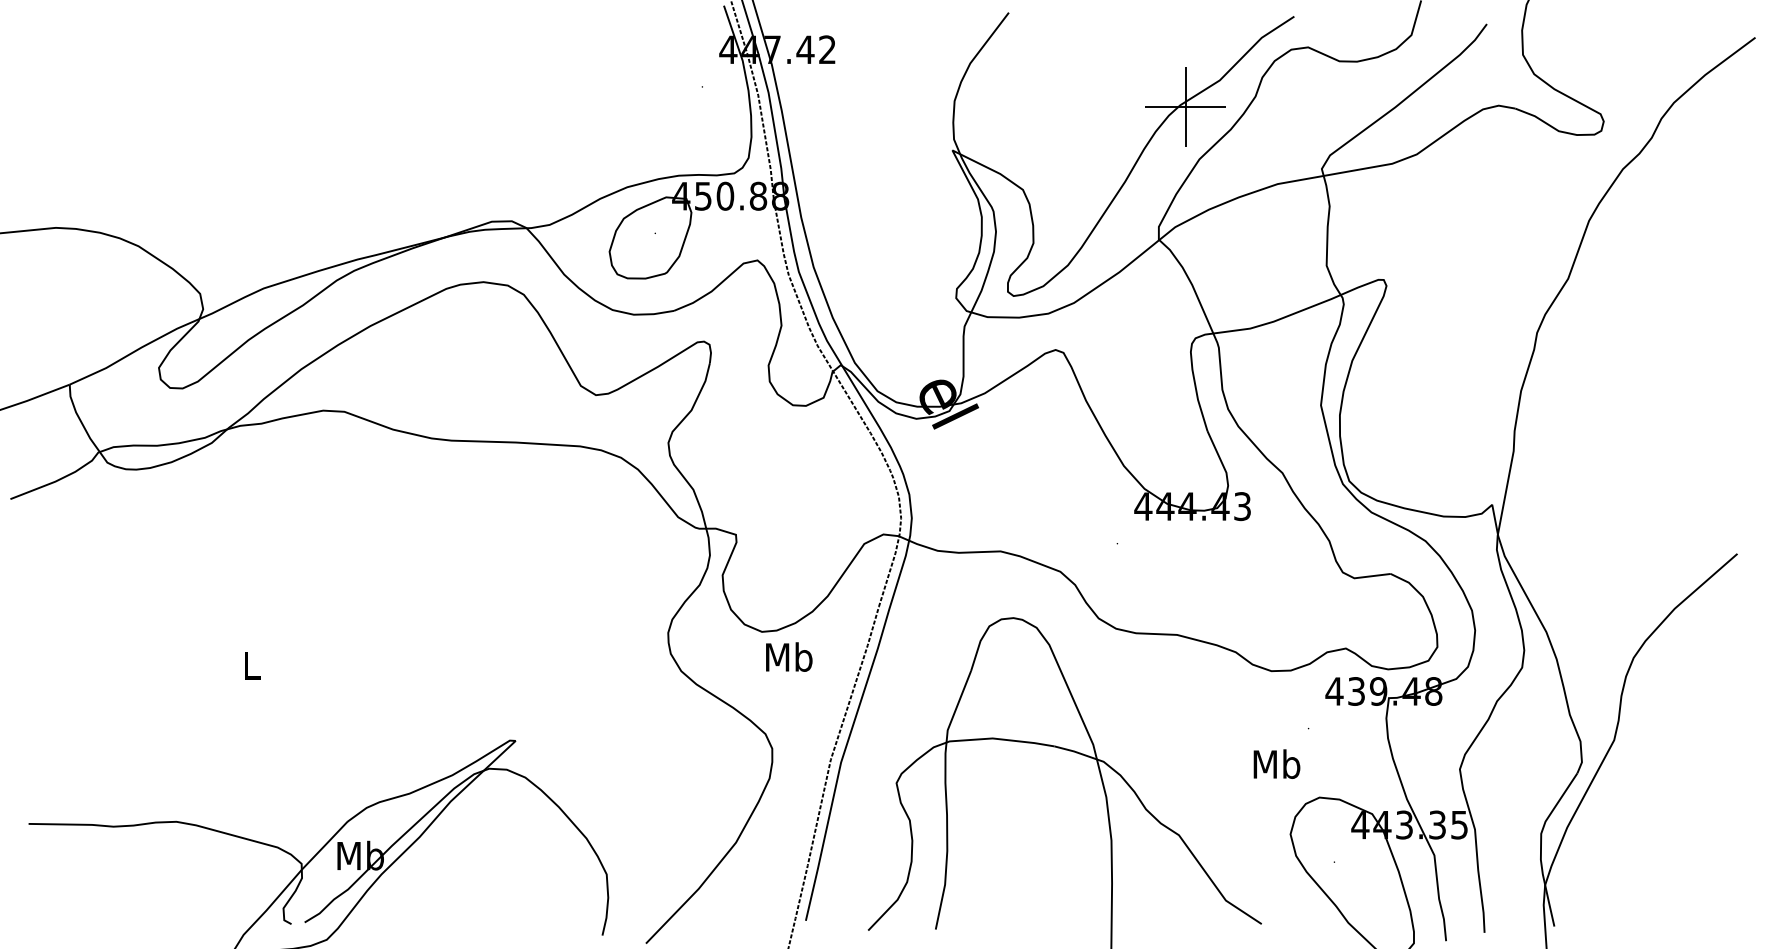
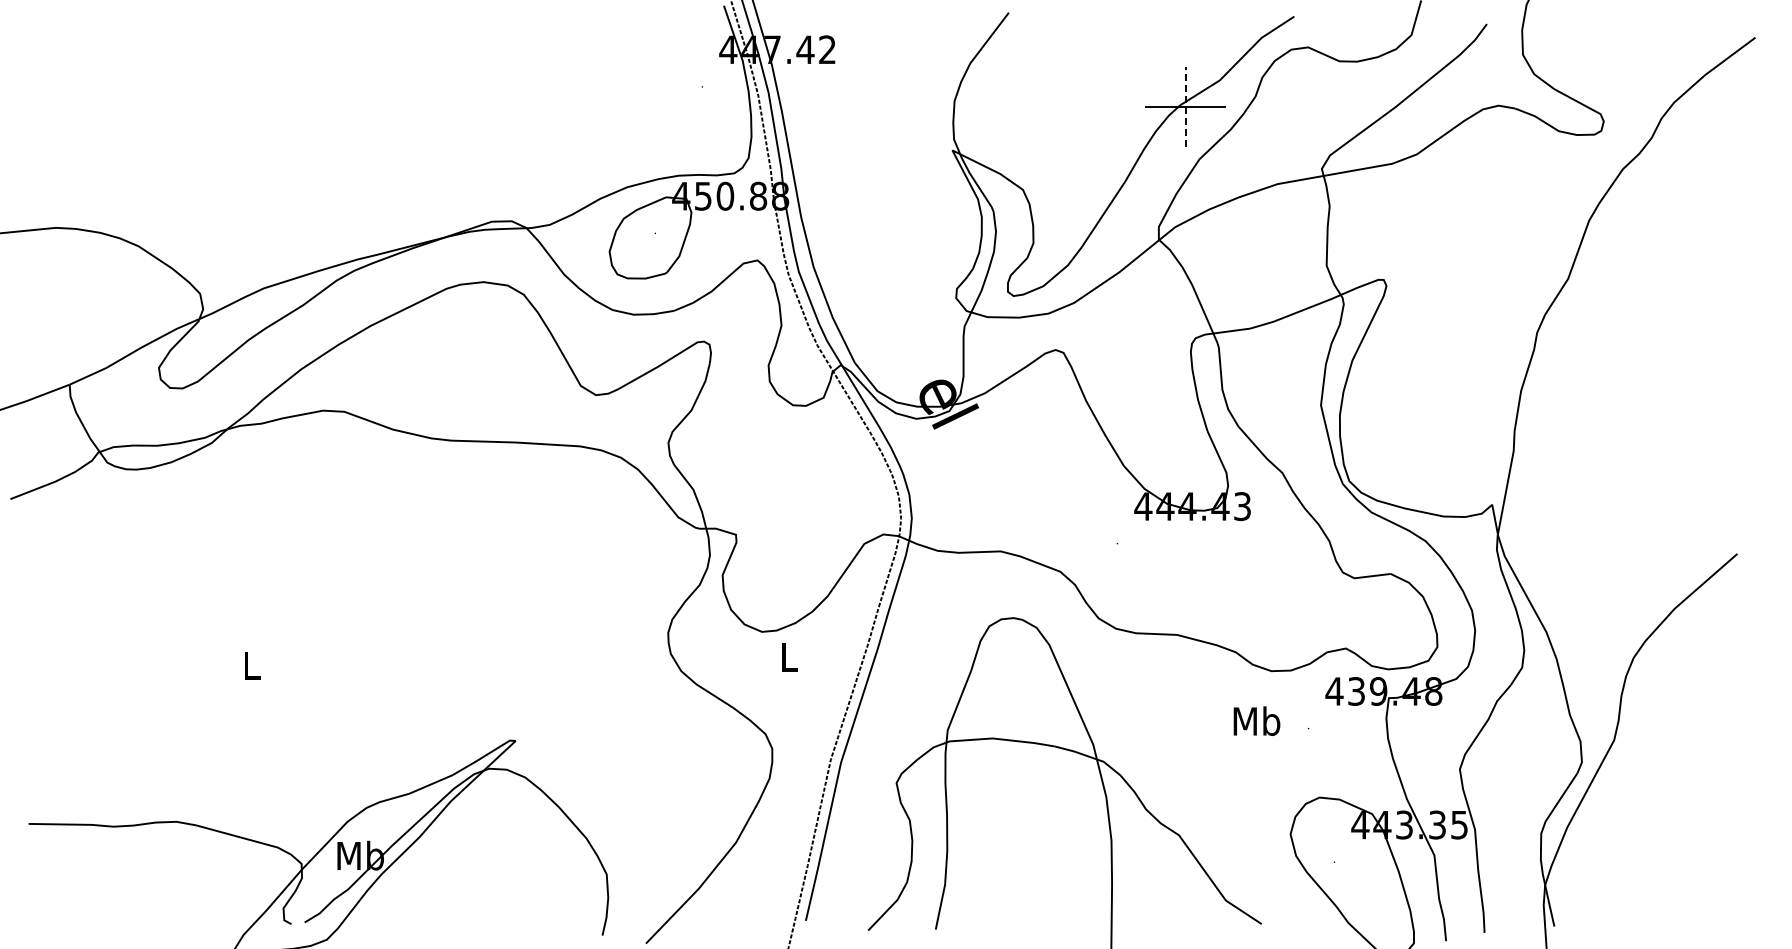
line: solid -> dashed (1185, 106)
text: Mb -> L (789, 656)
text position: (1276, 763) -> (1256, 720) (1256, 720)
